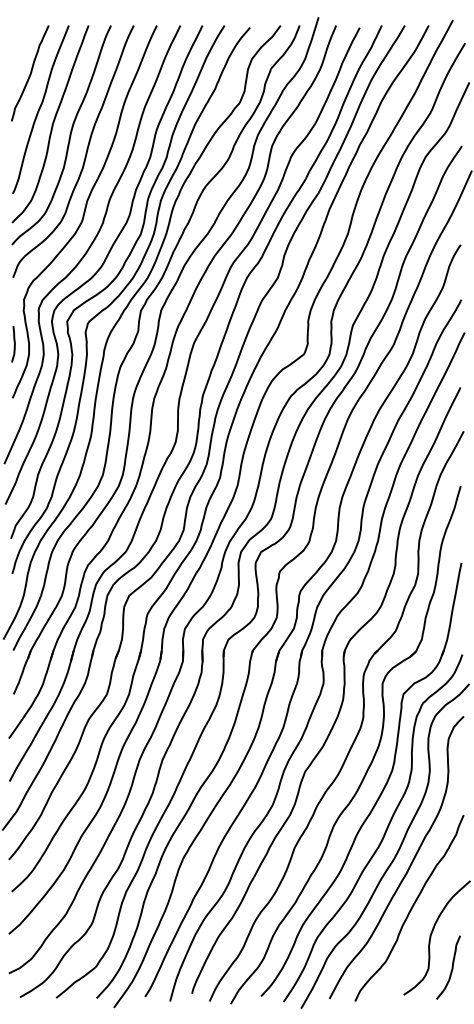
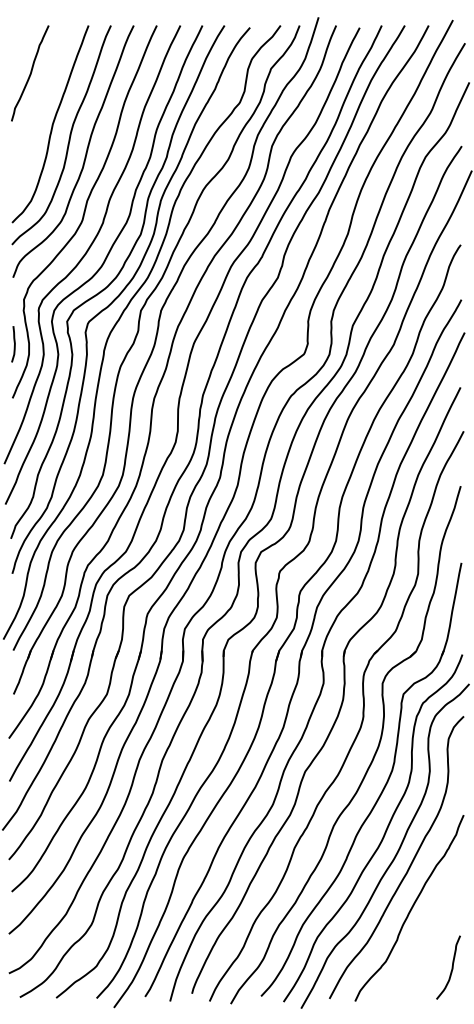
curve: present -> none (40, 109)
curve: present -> none (431, 937)
